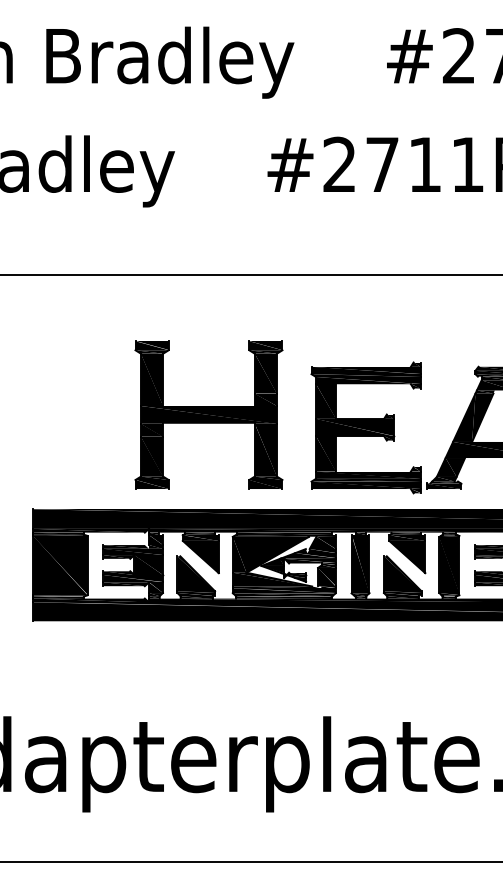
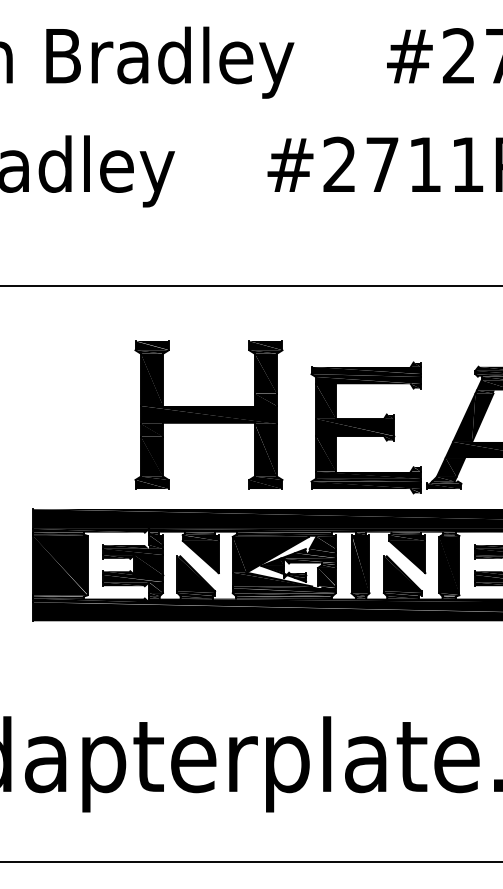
line position: (250, 274) -> (250, 285) (250, 285)
